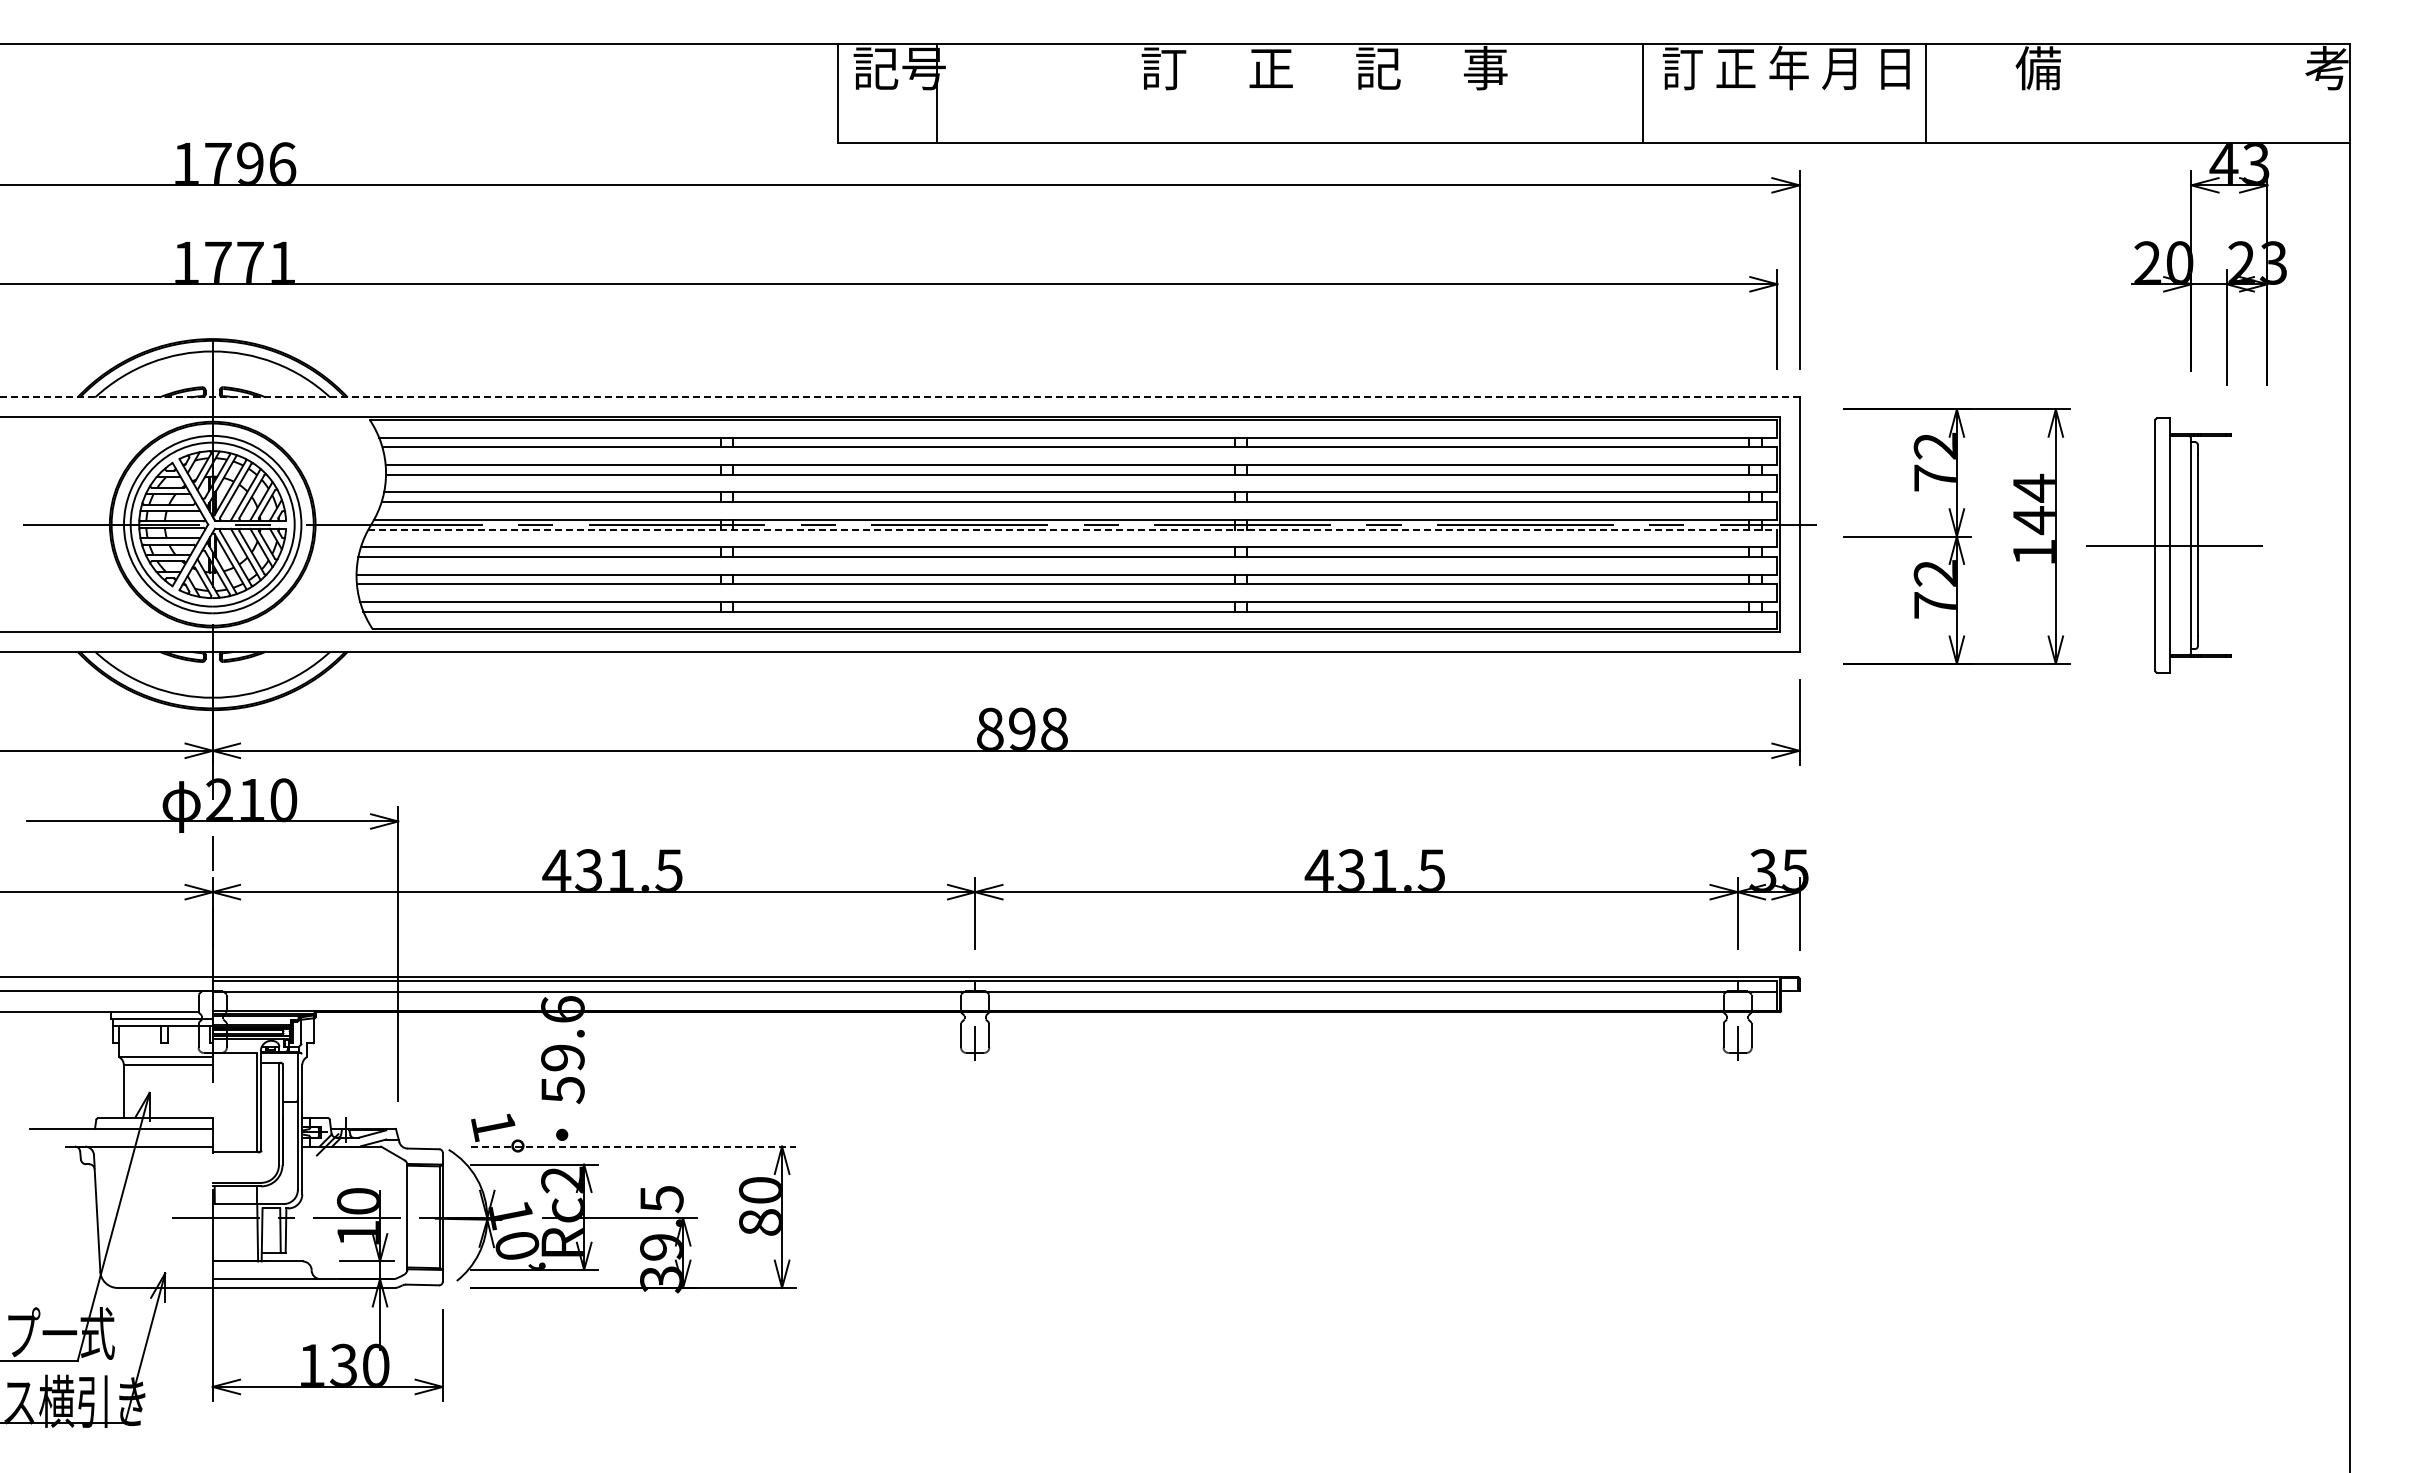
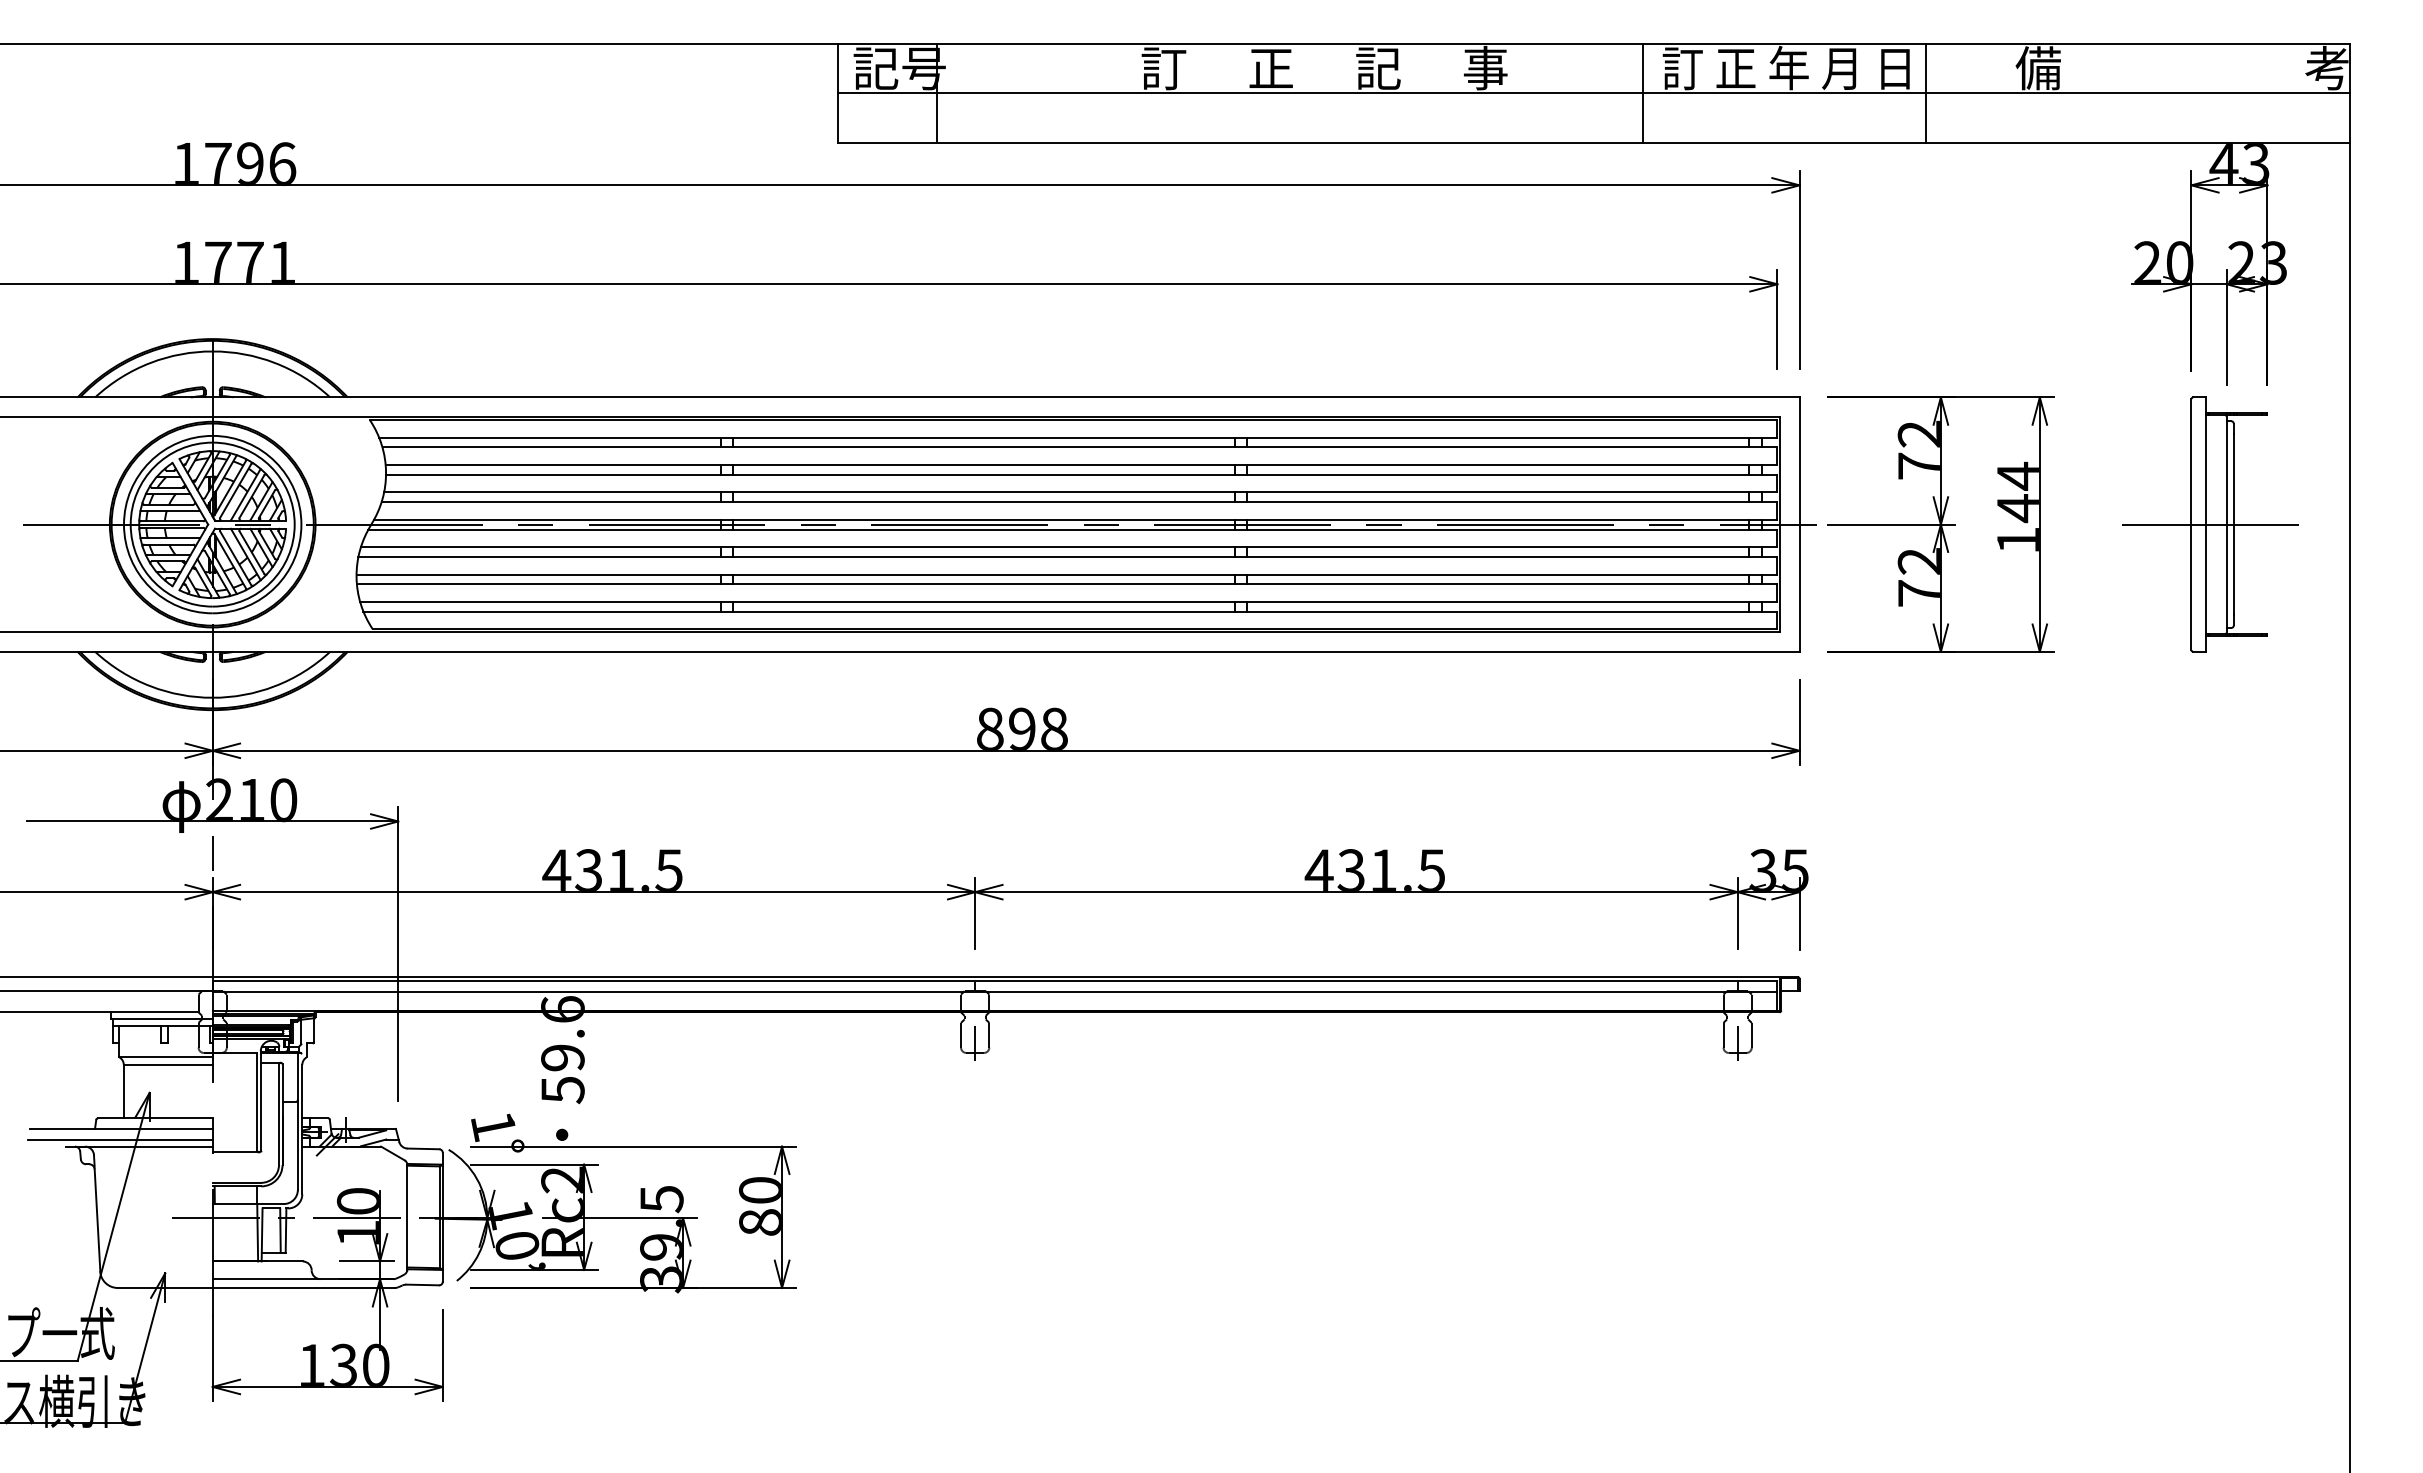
line: none -> present (1593, 93)
line: dashed -> solid (899, 397)
line: dashed -> solid (1072, 529)
part position: (1956, 536) -> (1940, 524) (1940, 524)
part position: (2174, 545) -> (2210, 524) (2210, 524)
line: none -> present (120, 1139)
line: dashed -> solid (633, 1146)
